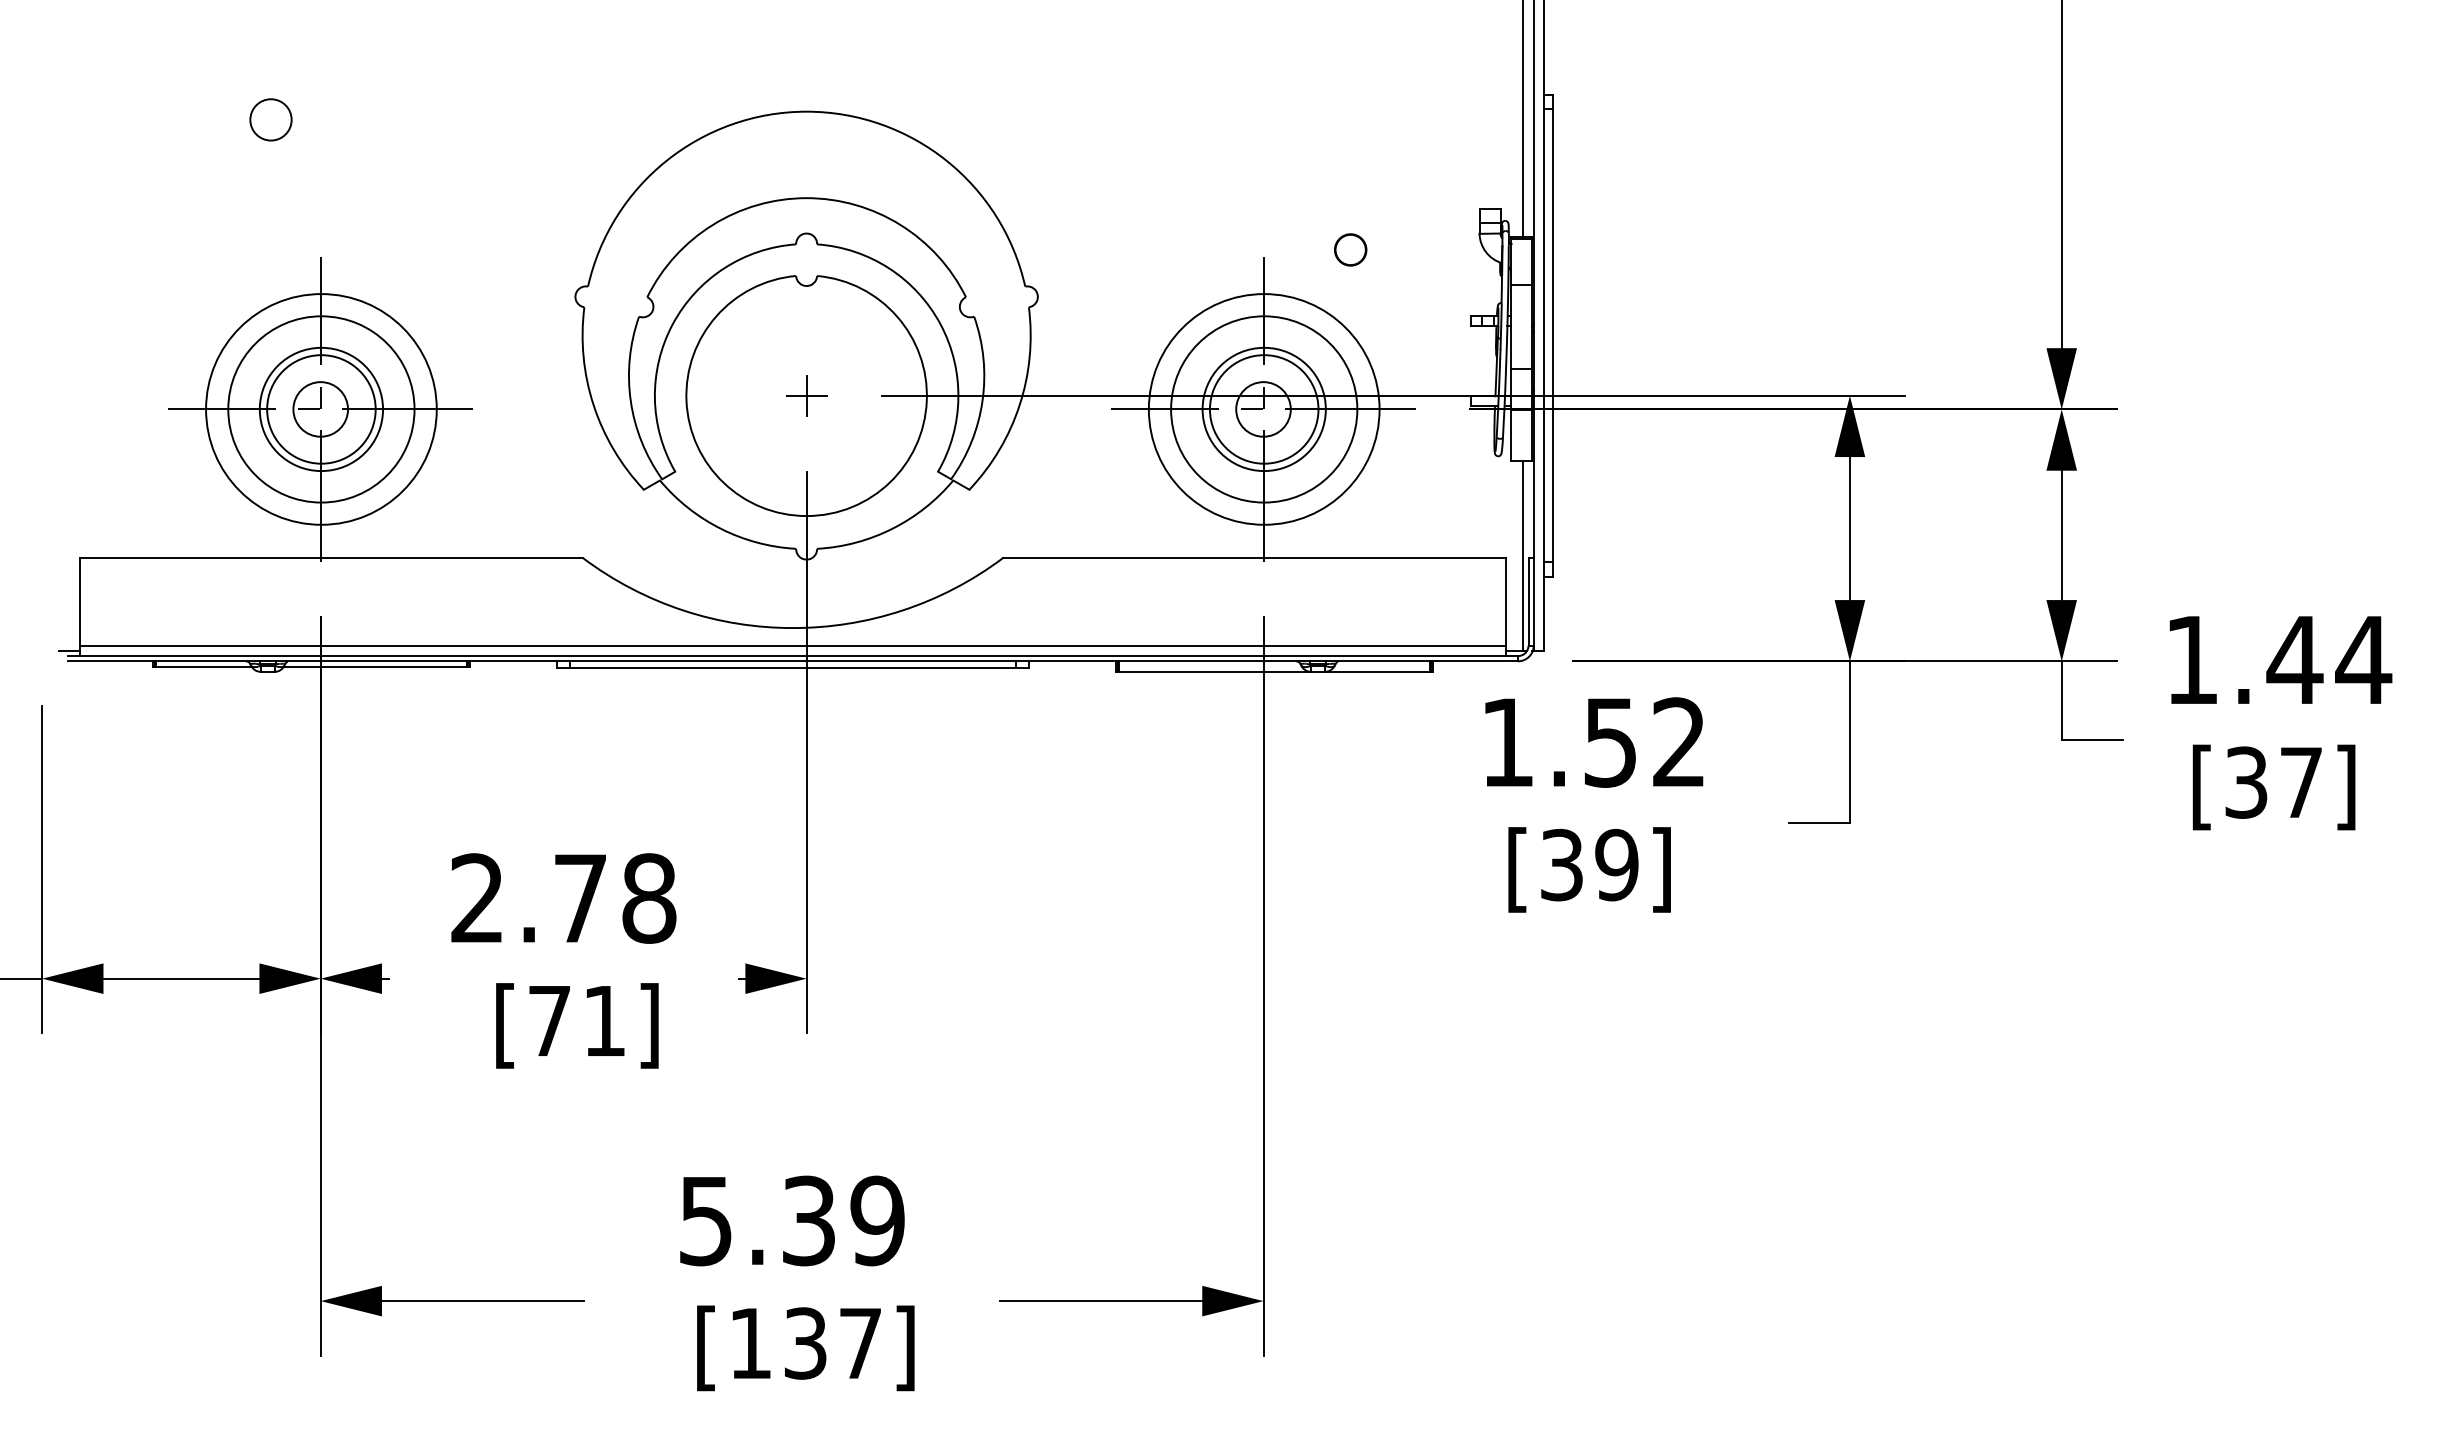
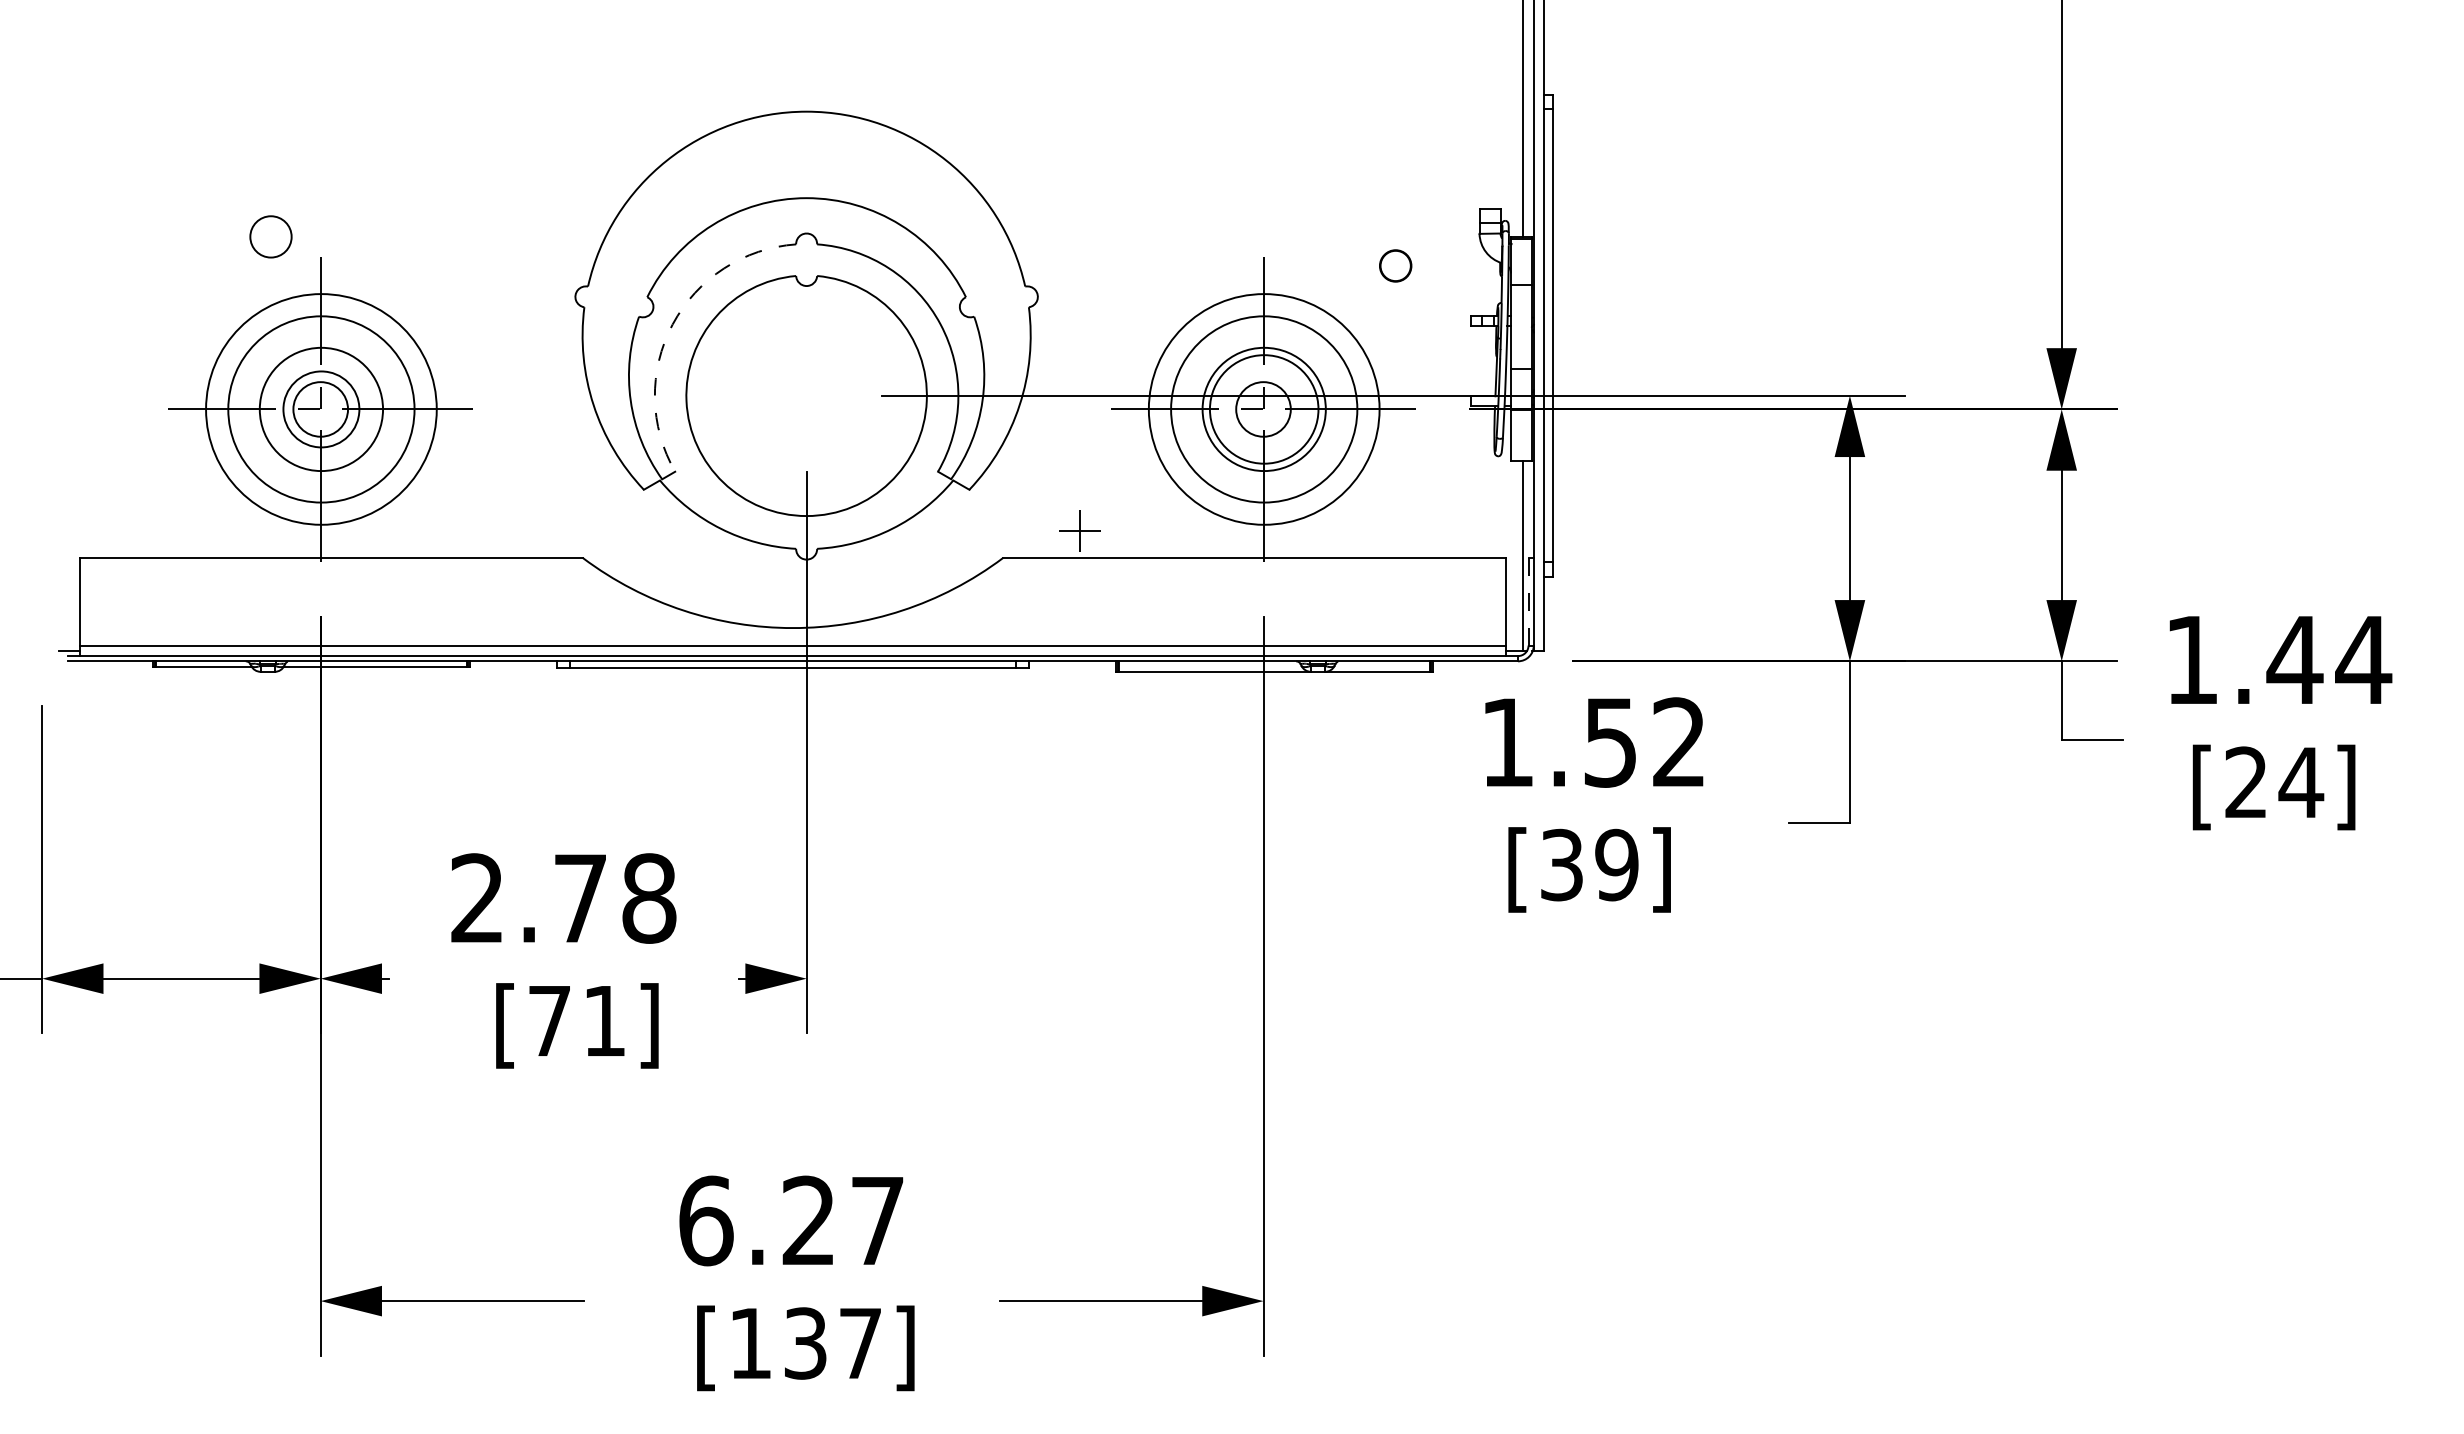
circle position: (270, 119) -> (270, 236) (270, 236)
circle position: (1350, 249) -> (1395, 265) (1395, 265)
arc: solid -> dashed (672, 324)
part position: (806, 395) -> (1079, 530) (1079, 530)
circle diameter: 109 px -> 76 px (321, 409)
line: solid -> dashed (1528, 601)
text: [37] -> [24] (2274, 782)
text: 5.39 -> 6.27 (791, 1220)
